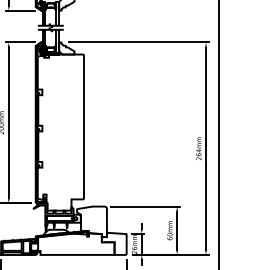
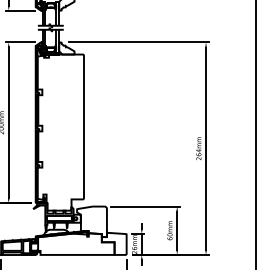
line position: (219, 134) -> (256, 134) (256, 134)
